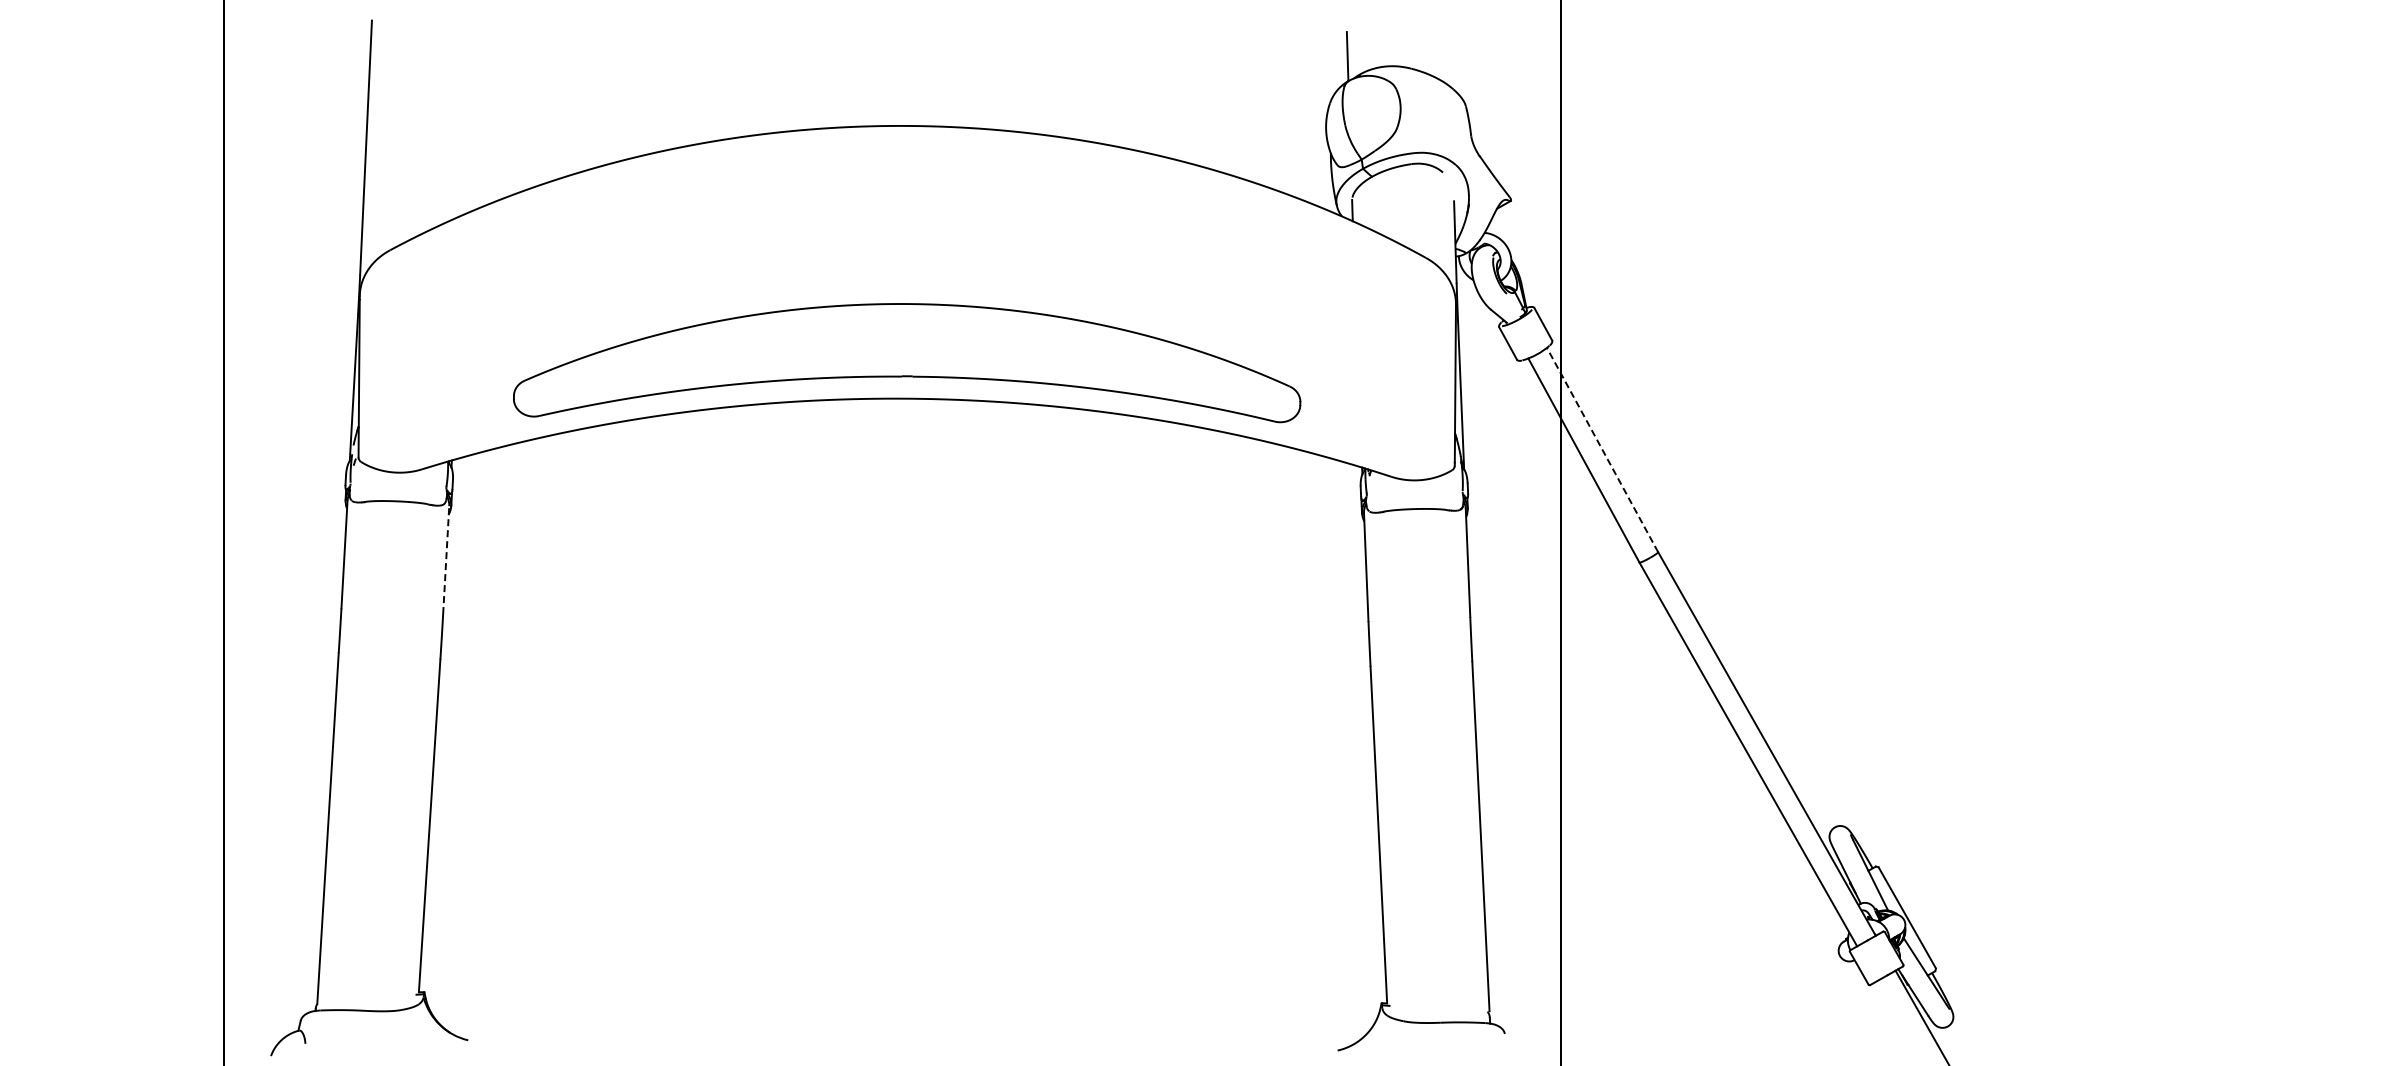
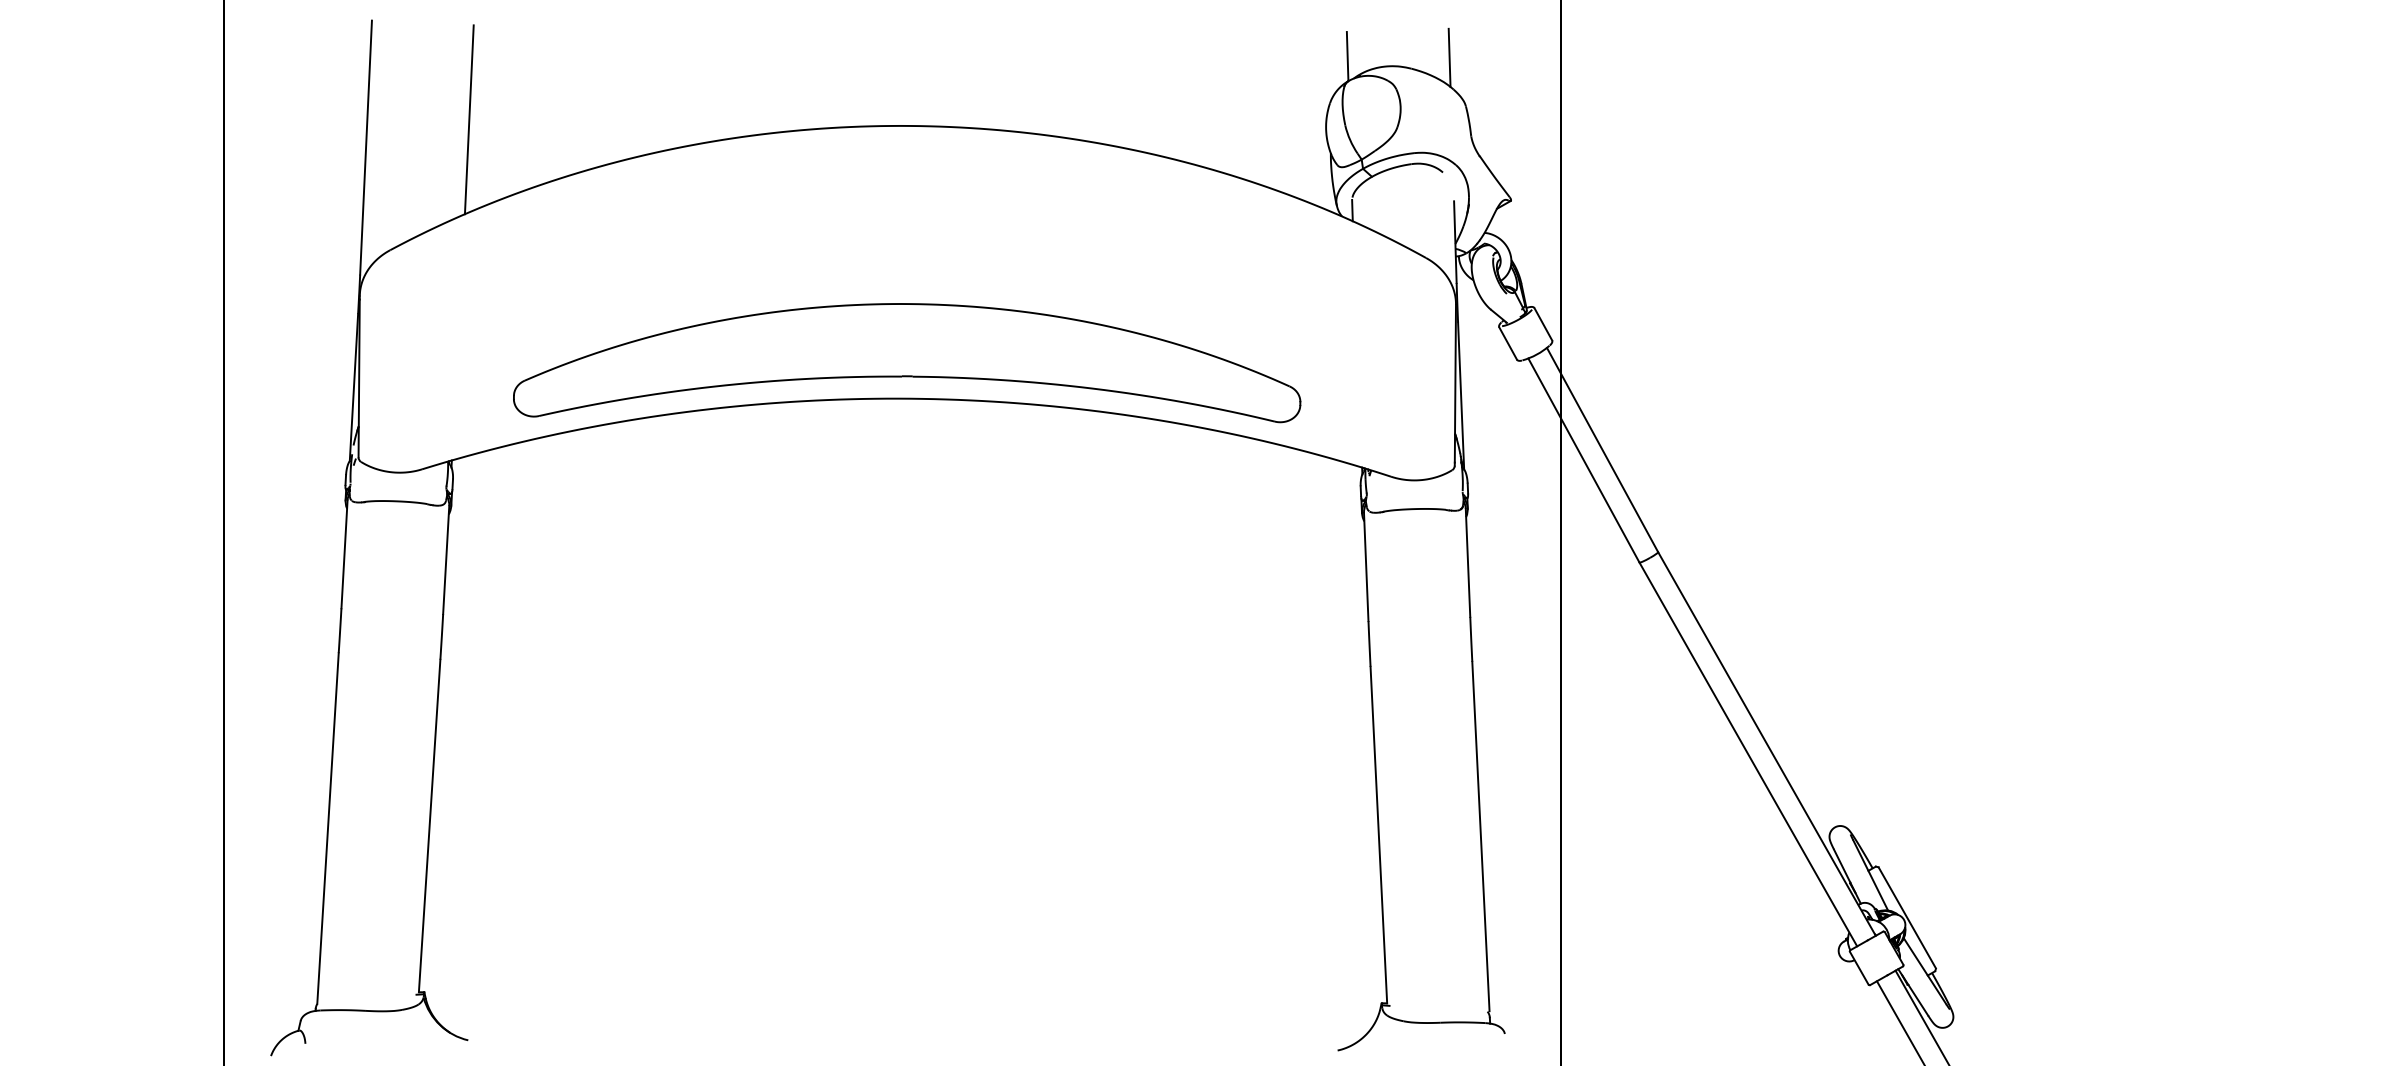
line: none -> present (1449, 57)
line: none -> present (468, 119)
line: dashed -> solid (1602, 449)
line: dashed -> solid (446, 559)
line: none -> present (1899, 1021)
